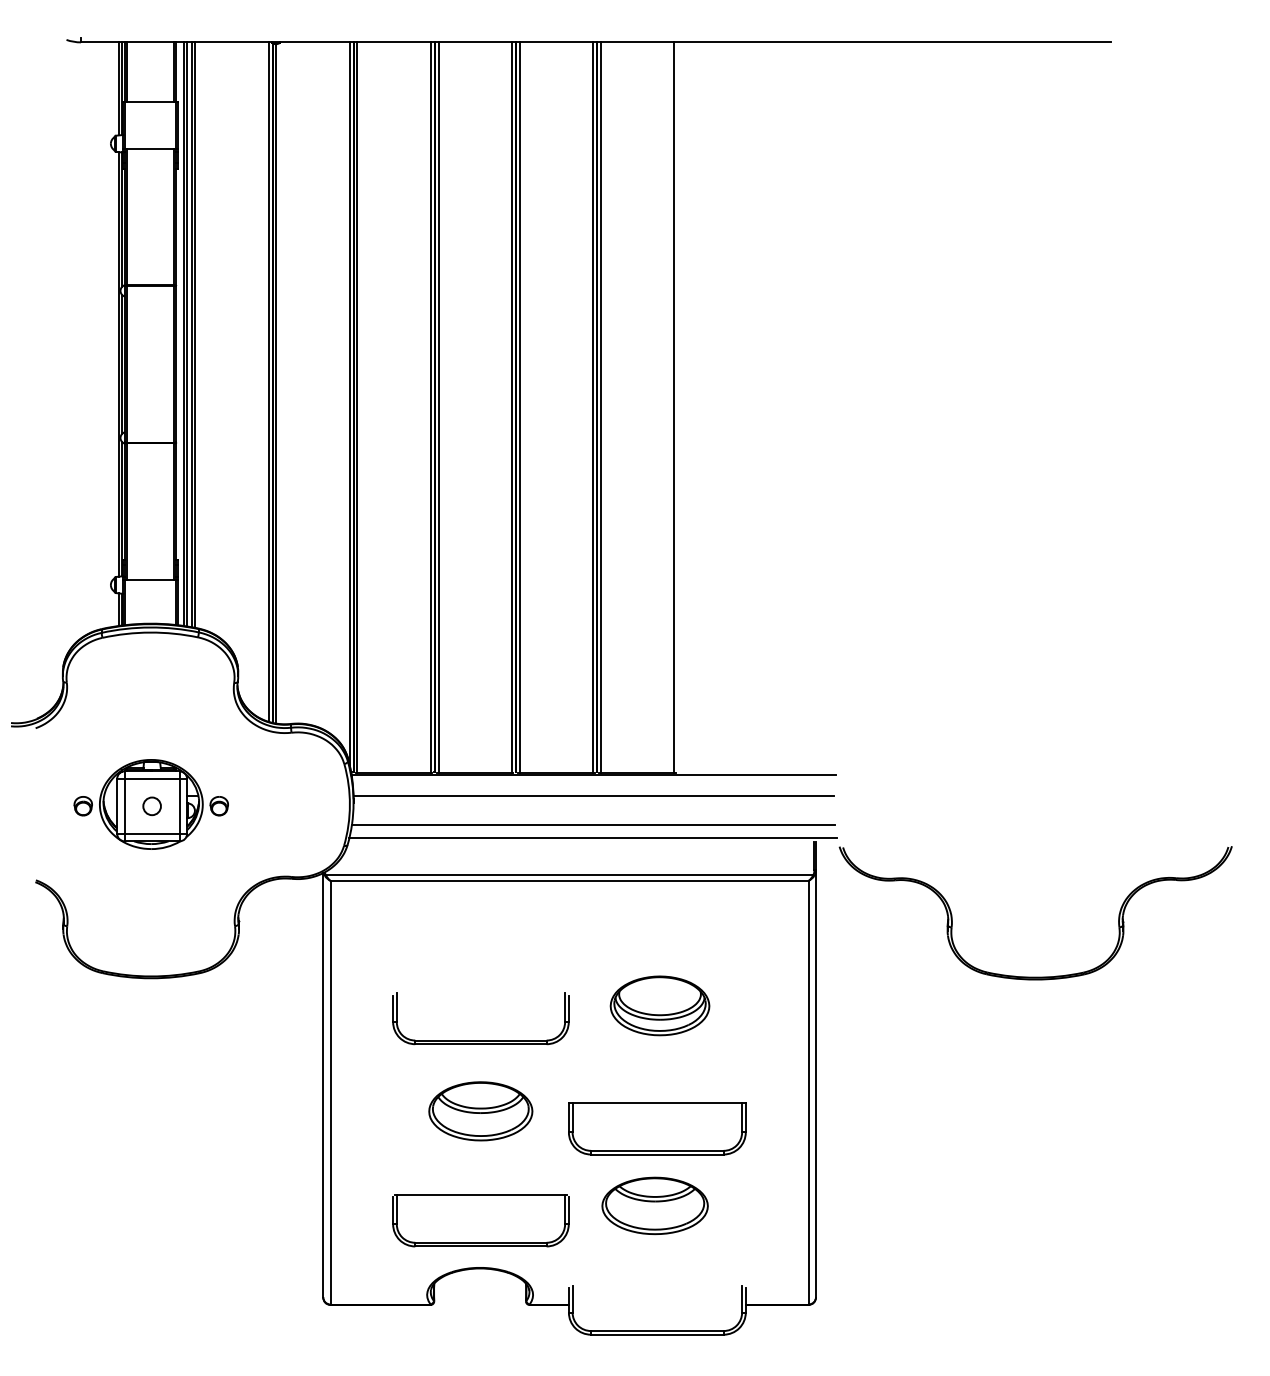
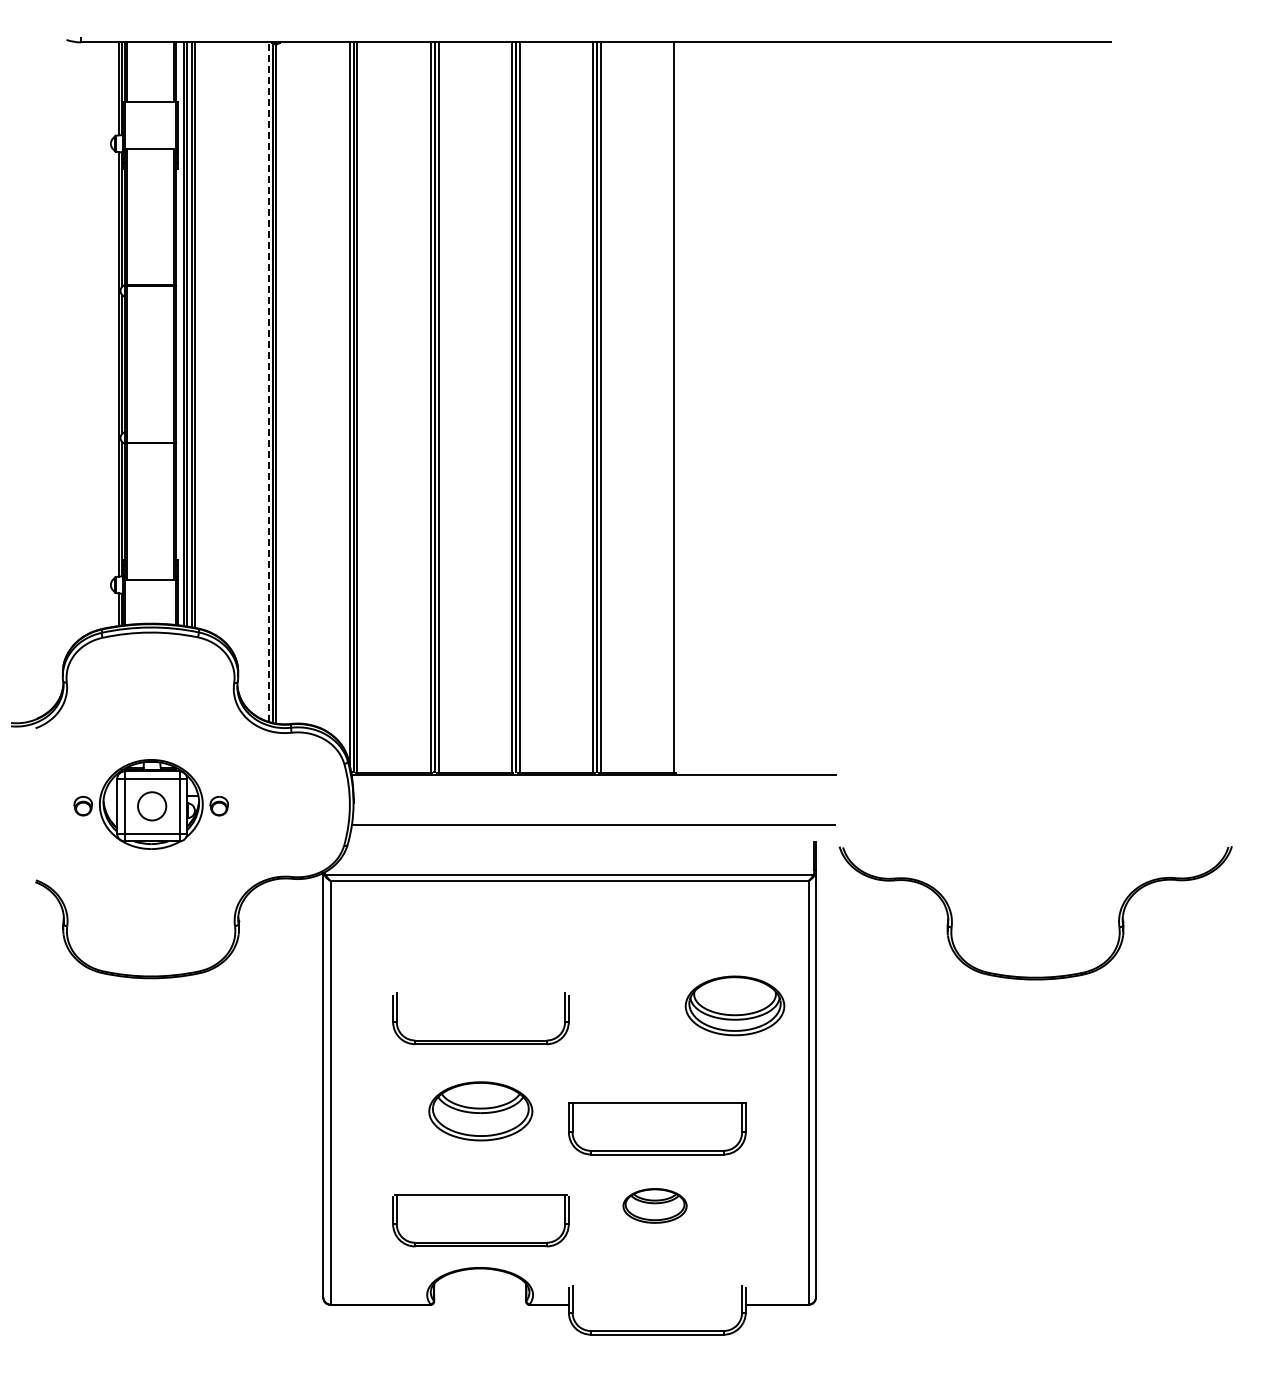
line: solid -> dashed (268, 382)
line: present -> none (593, 796)
circle diameter: 18 px -> 28 px (152, 806)
line: present -> none (593, 837)
part position: (659, 1005) -> (734, 1005) (734, 1005)
part size: 108x60 px -> 66x36 px (654, 1205)
